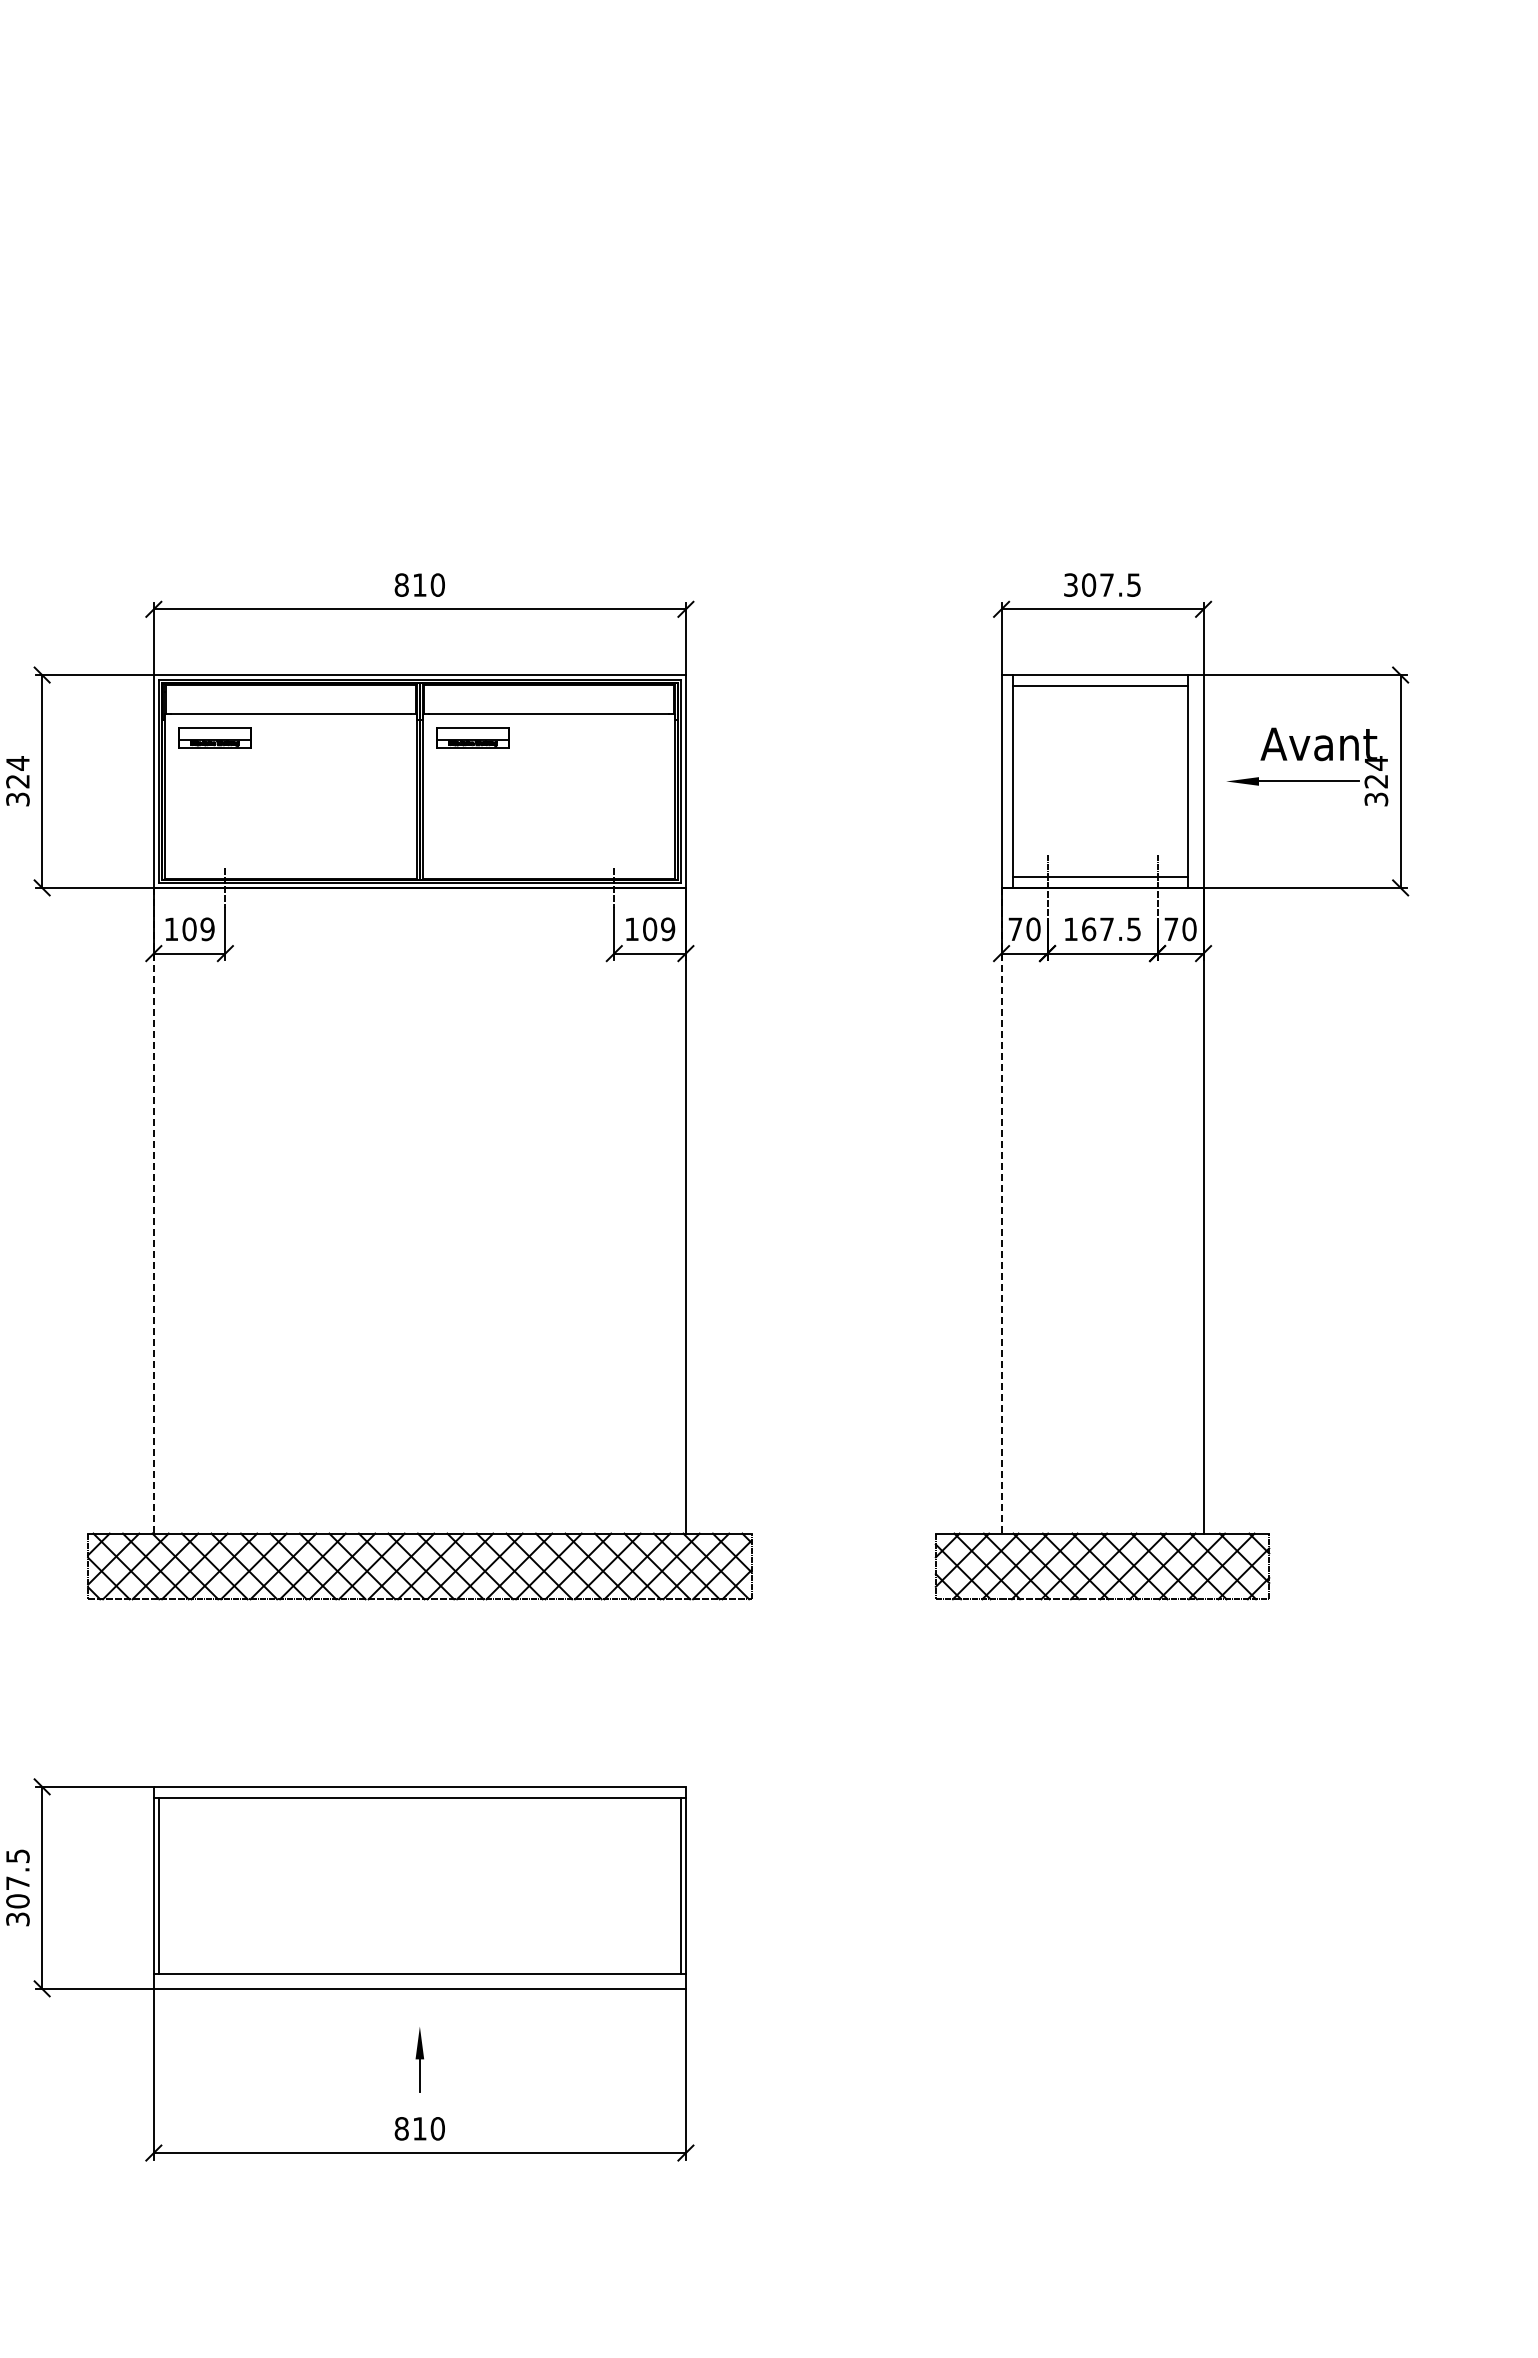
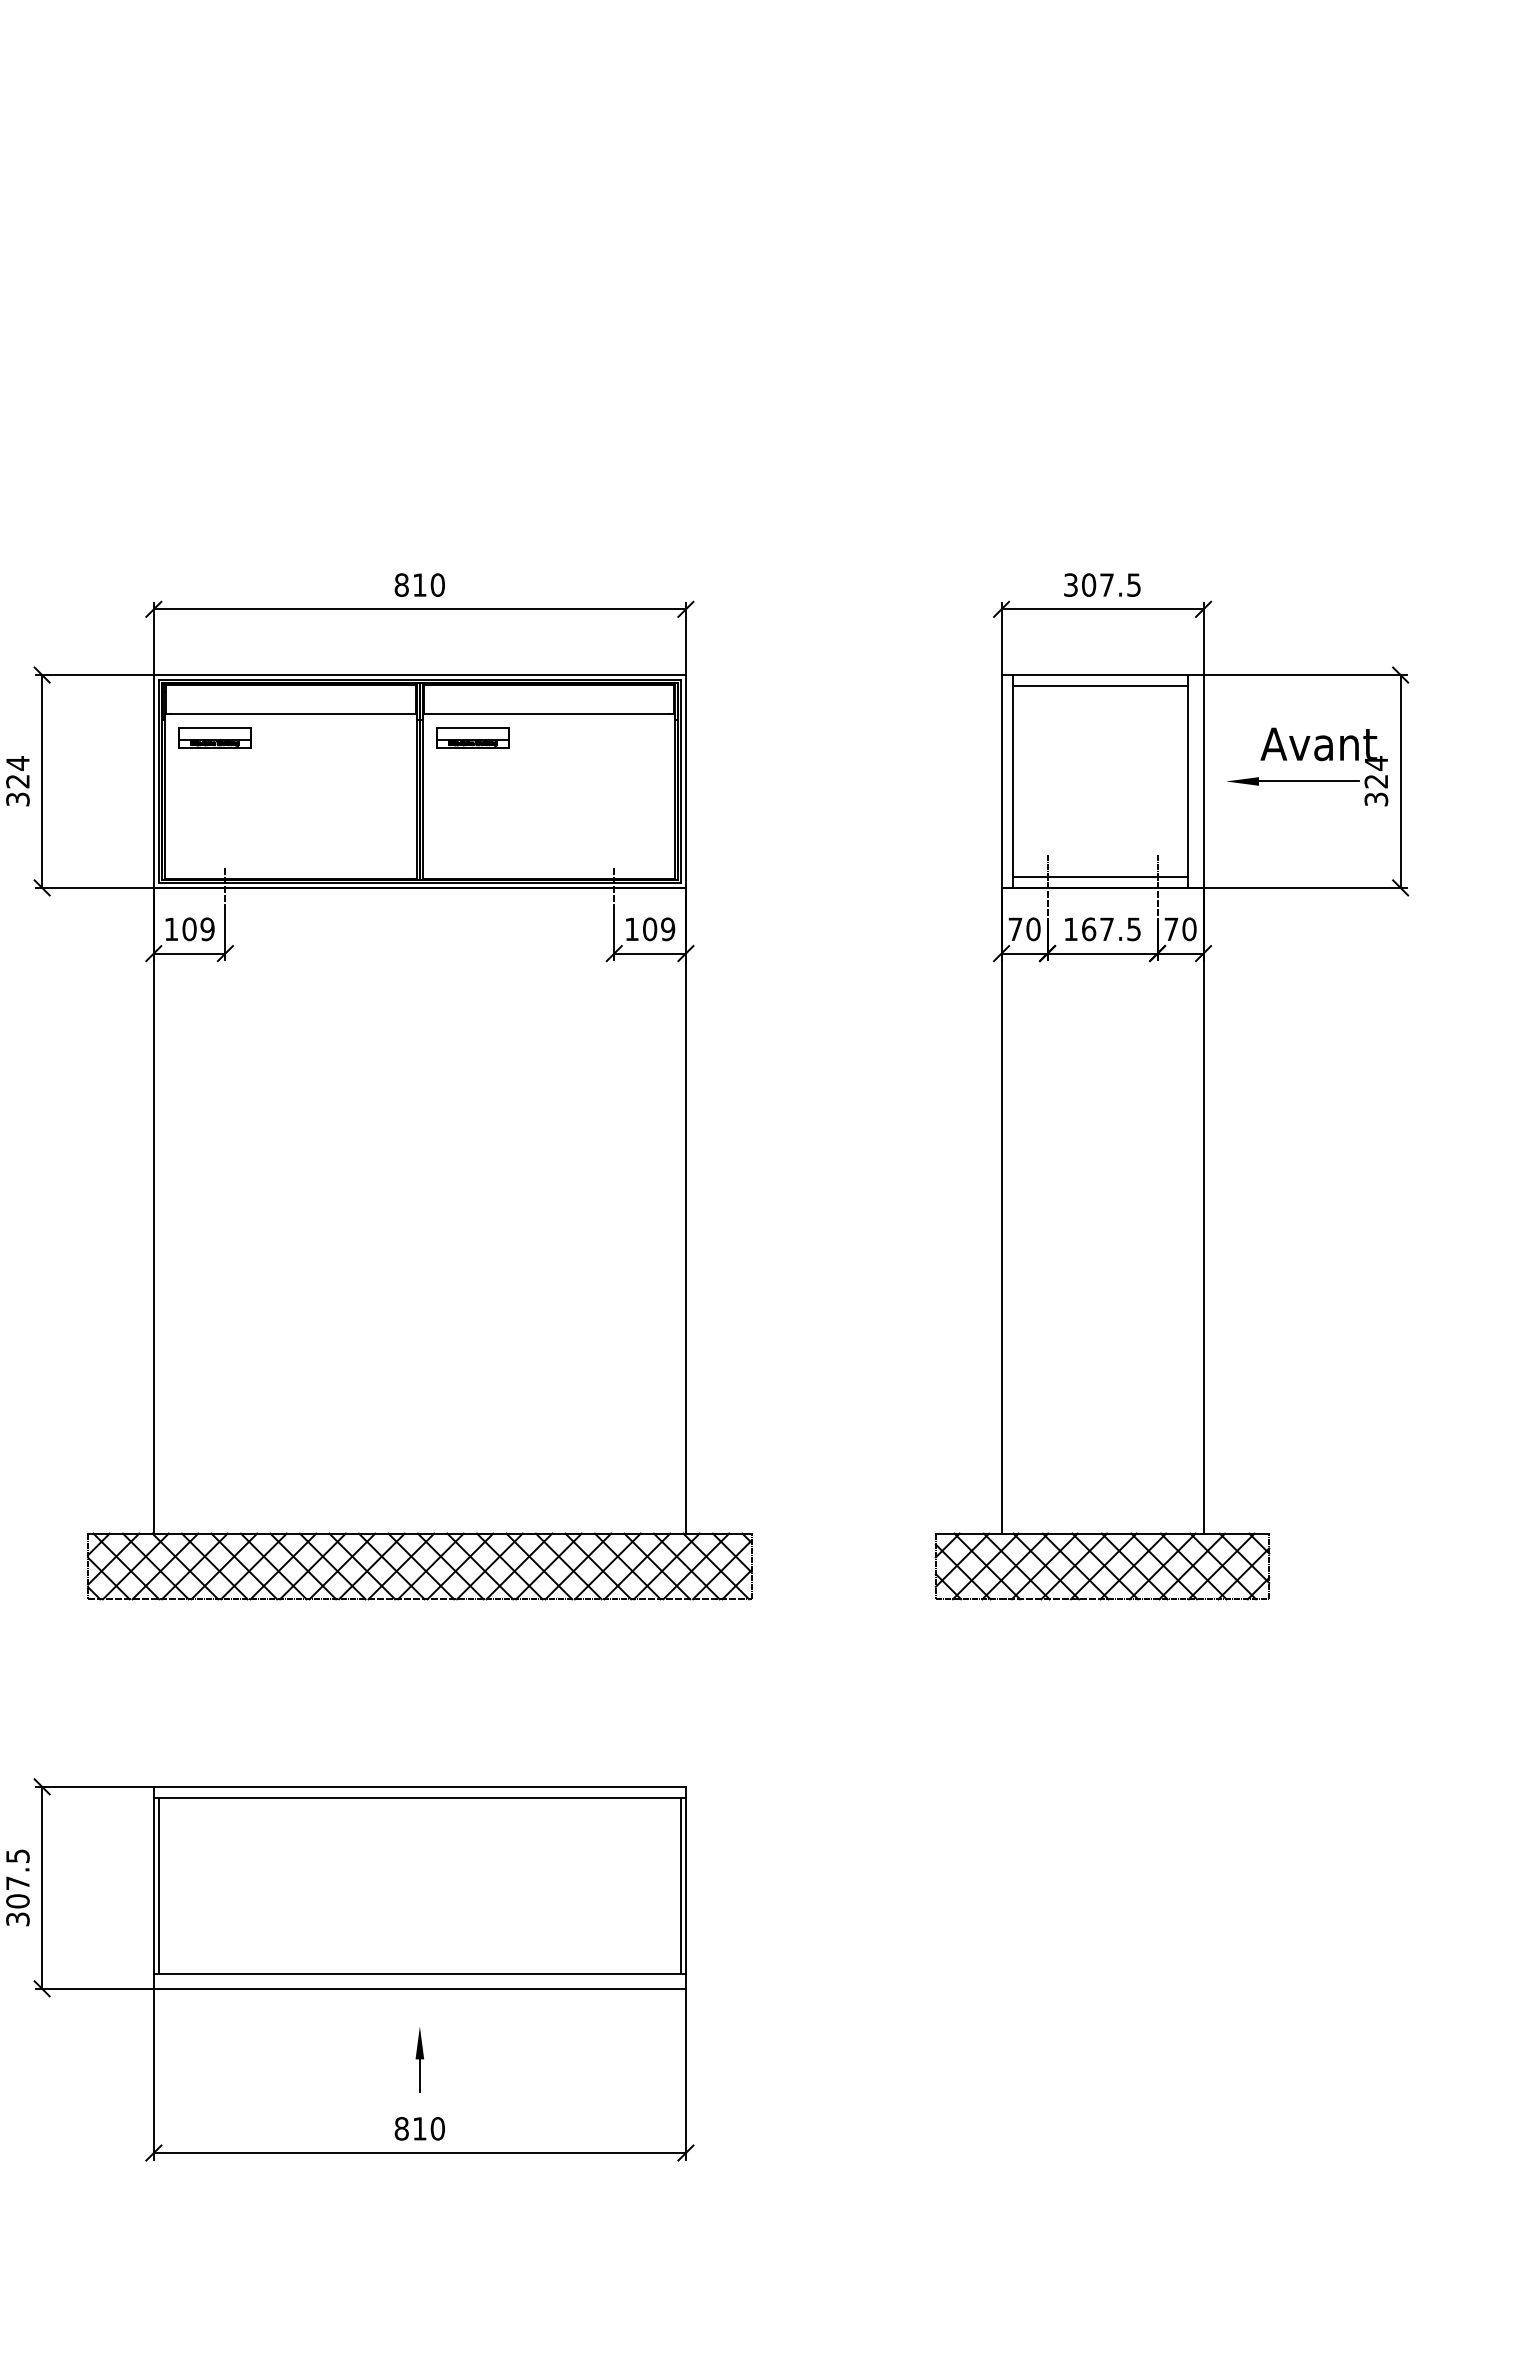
line: dashed -> solid (153, 1210)
line: dashed -> solid (1001, 1210)
